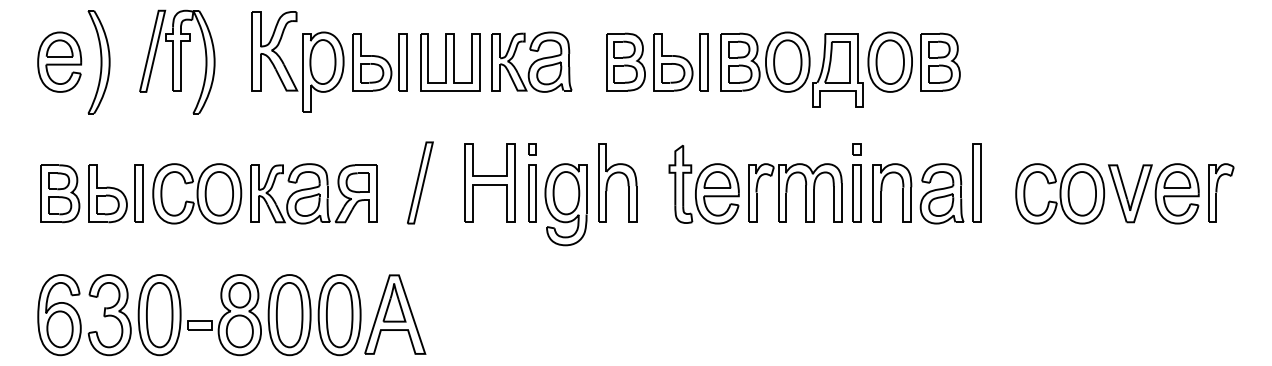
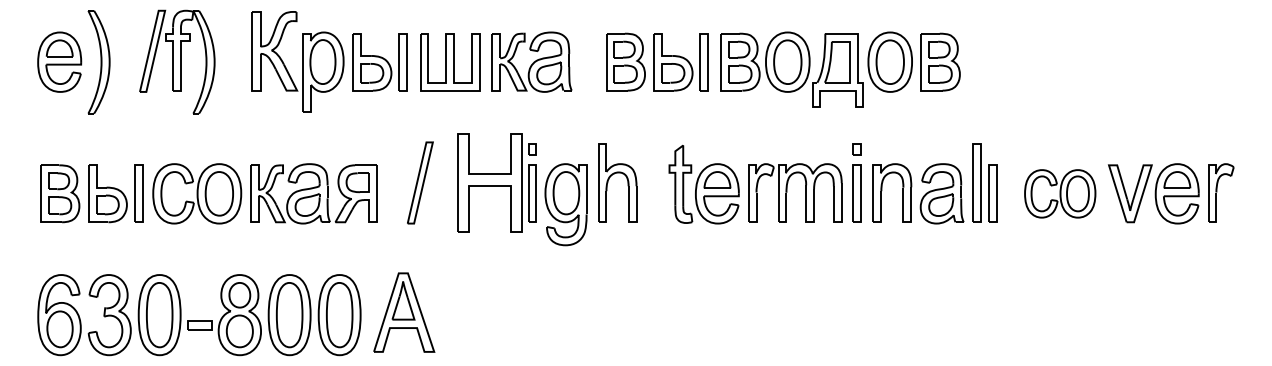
part size: 52x80 px -> 66x100 px (489, 182)
part: none -> present (992, 193)
part size: 91x62 px -> 73x50 px (1060, 193)
part position: (395, 314) -> (404, 312) (404, 312)
